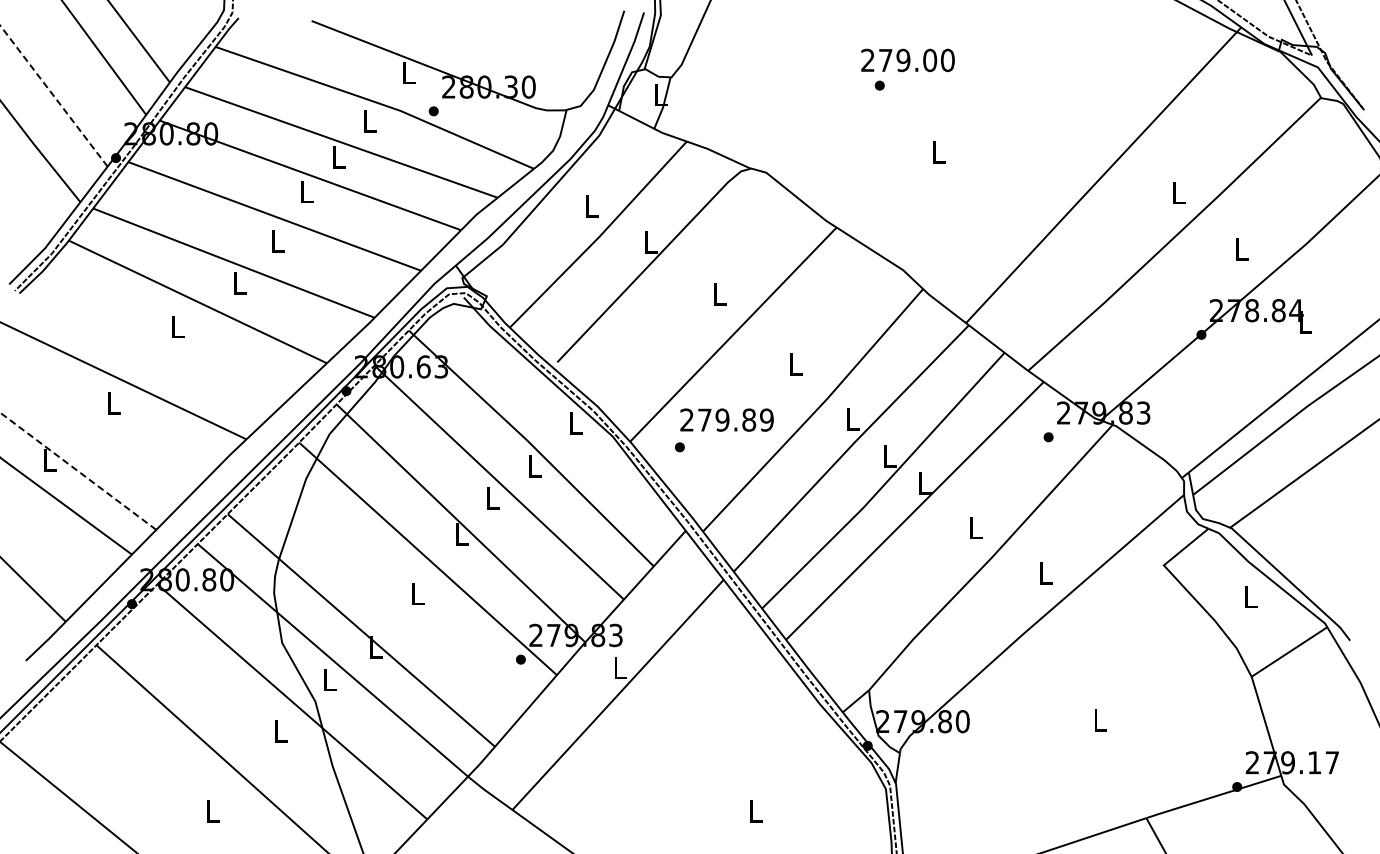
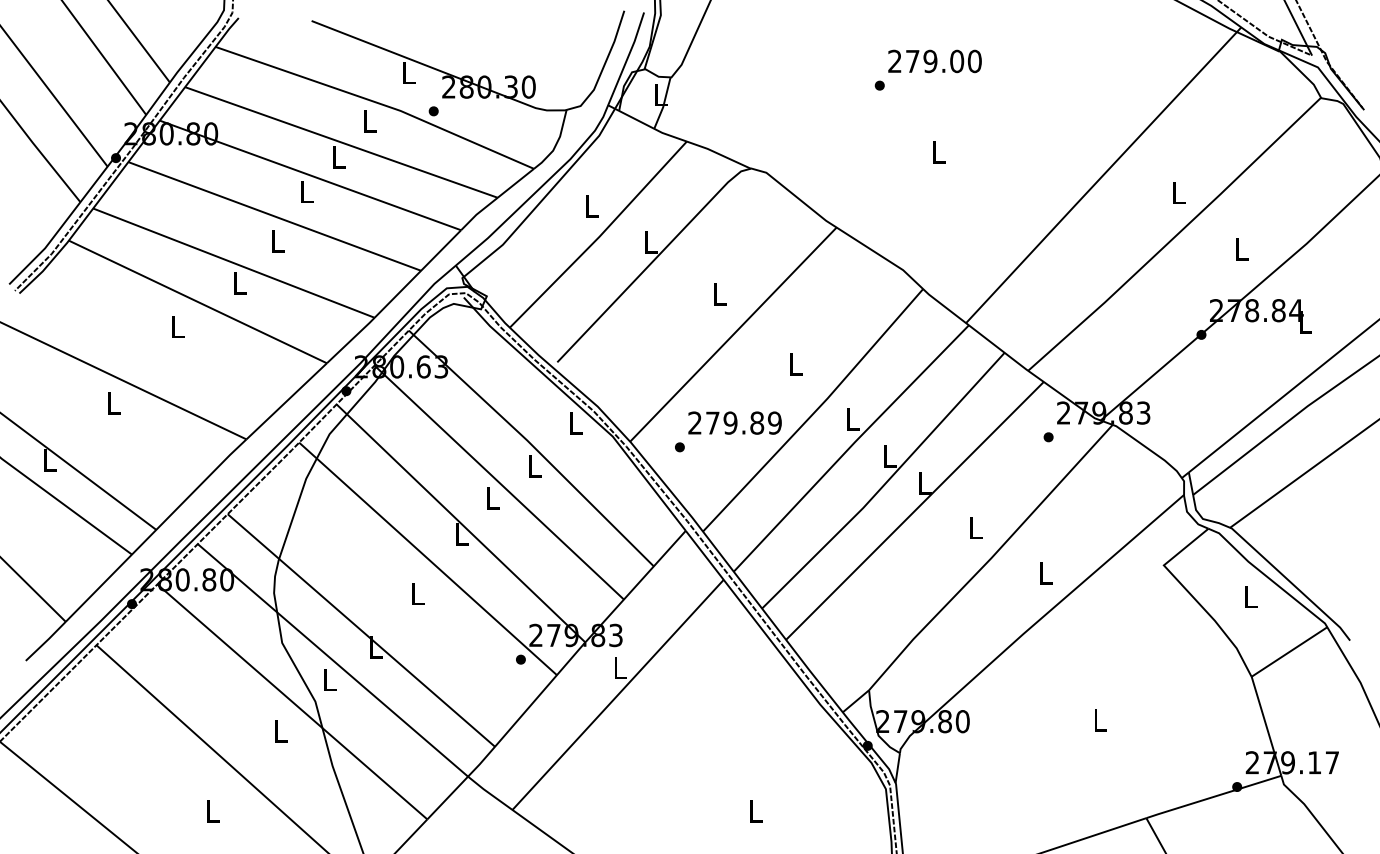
text position: (907, 60) -> (934, 61) (934, 61)
line: dashed -> solid (53, 96)
text position: (726, 419) -> (734, 422) (734, 422)
line: dashed -> solid (78, 471)
